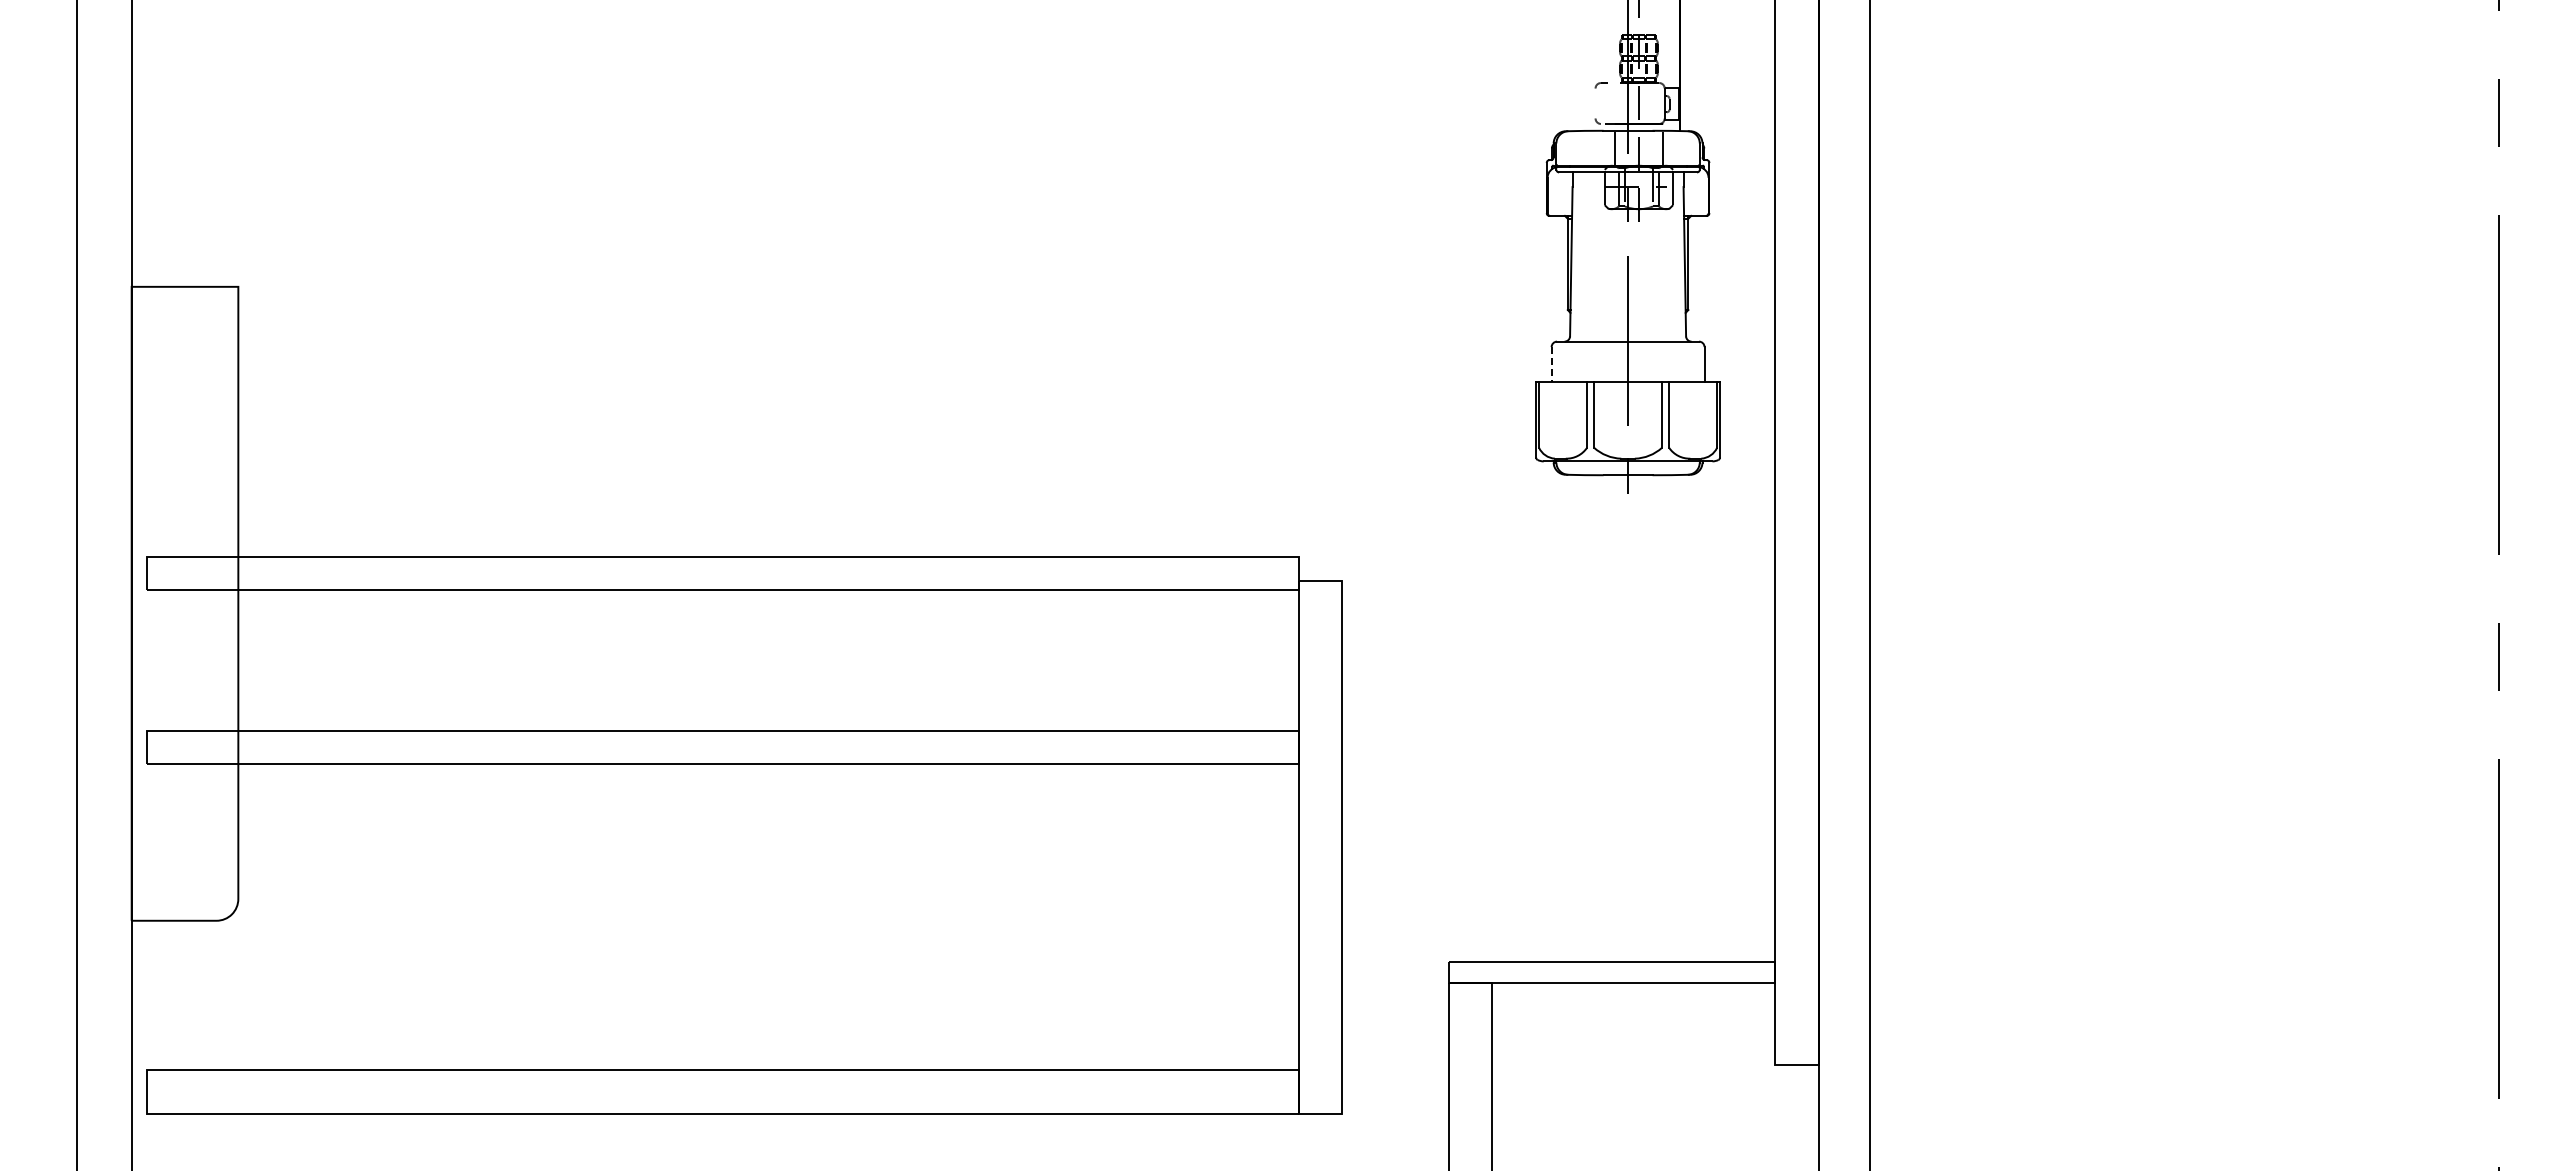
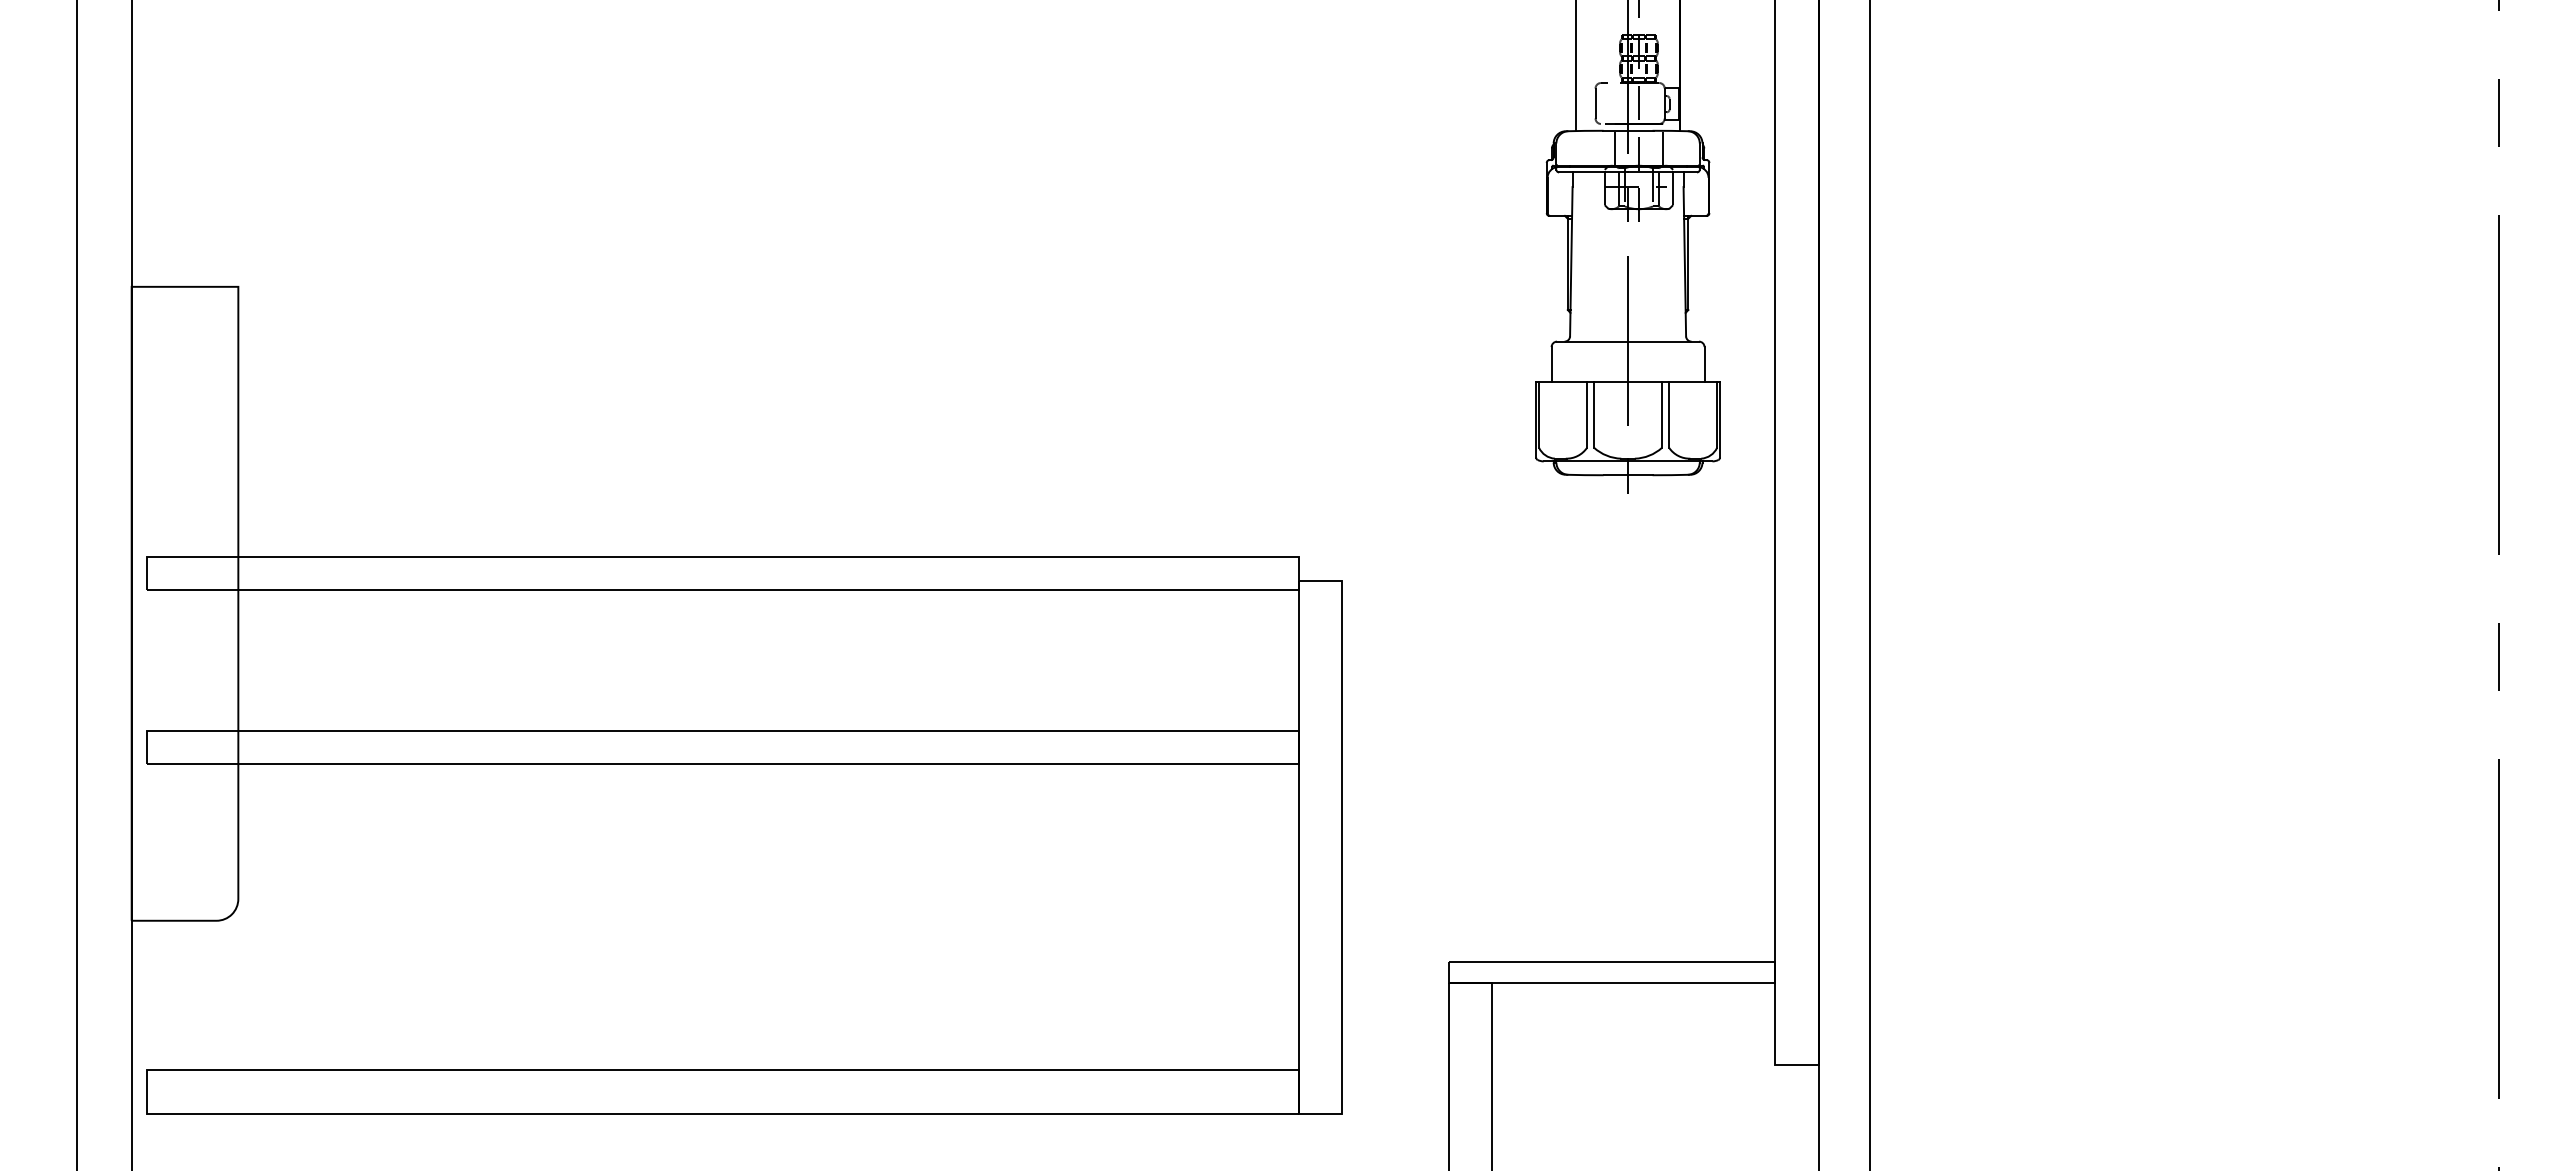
line: none -> present (1576, 66)
line: none -> present (1595, 103)
line: dashed -> solid (1551, 364)
